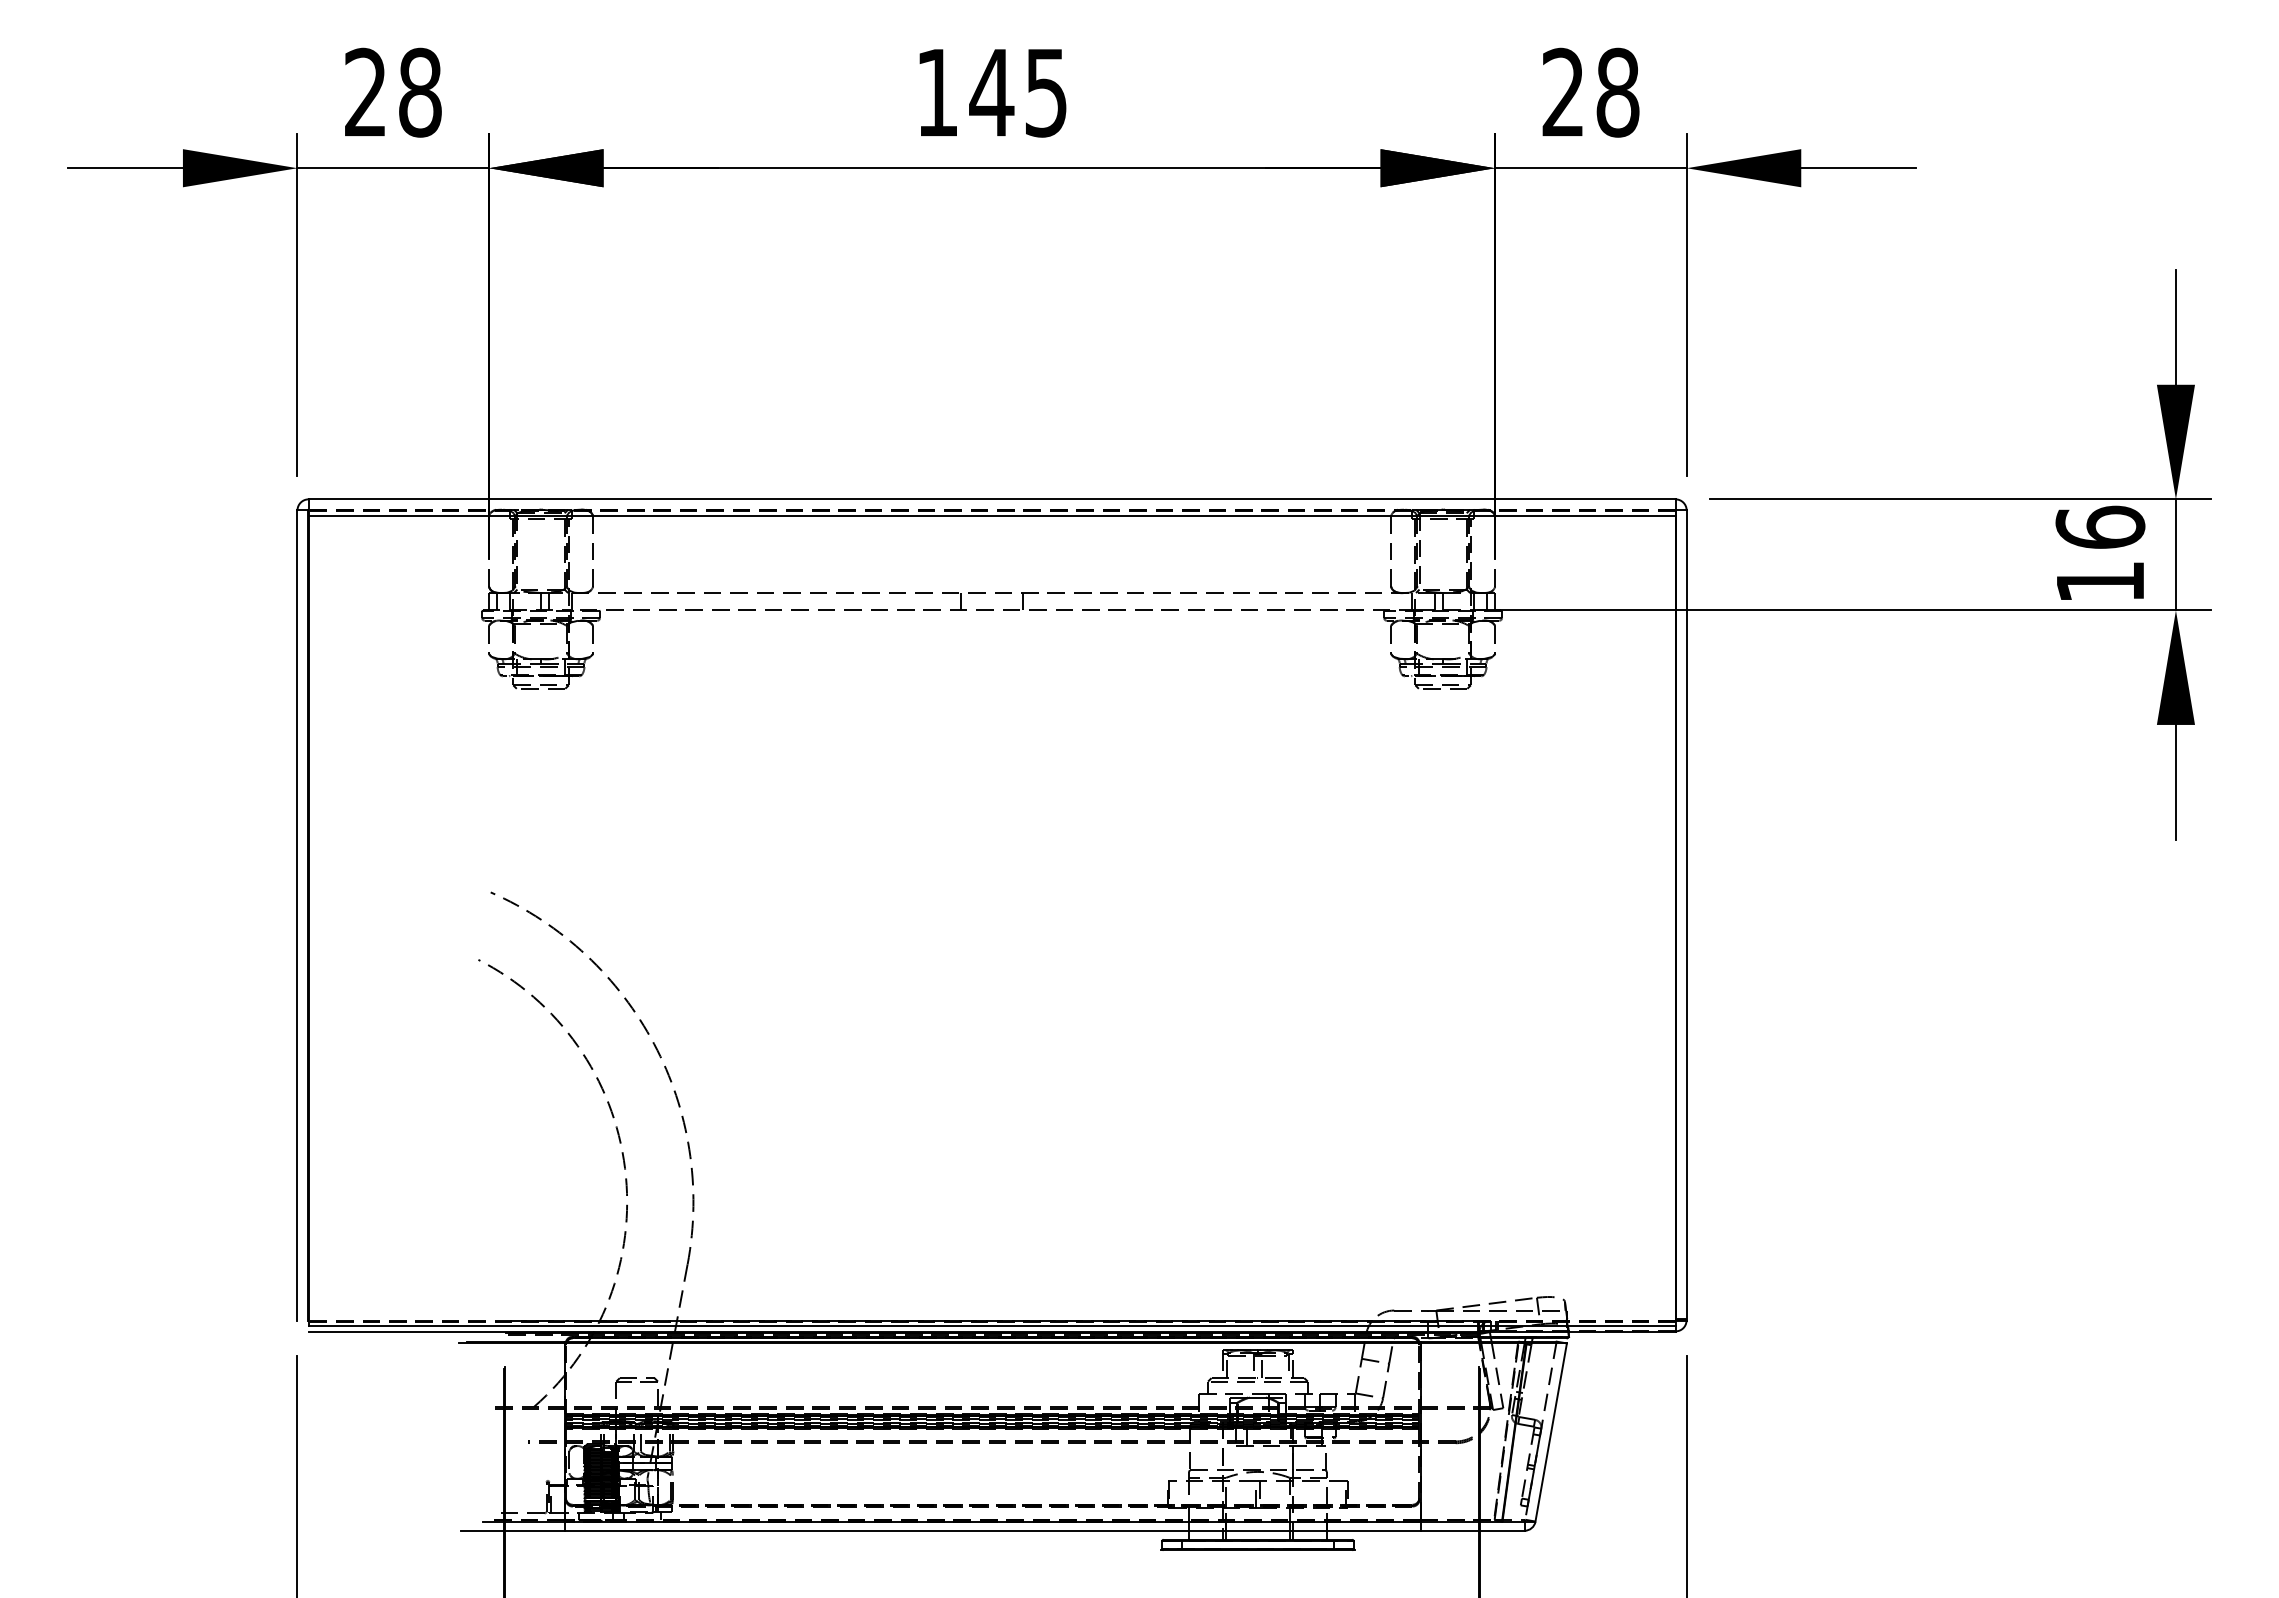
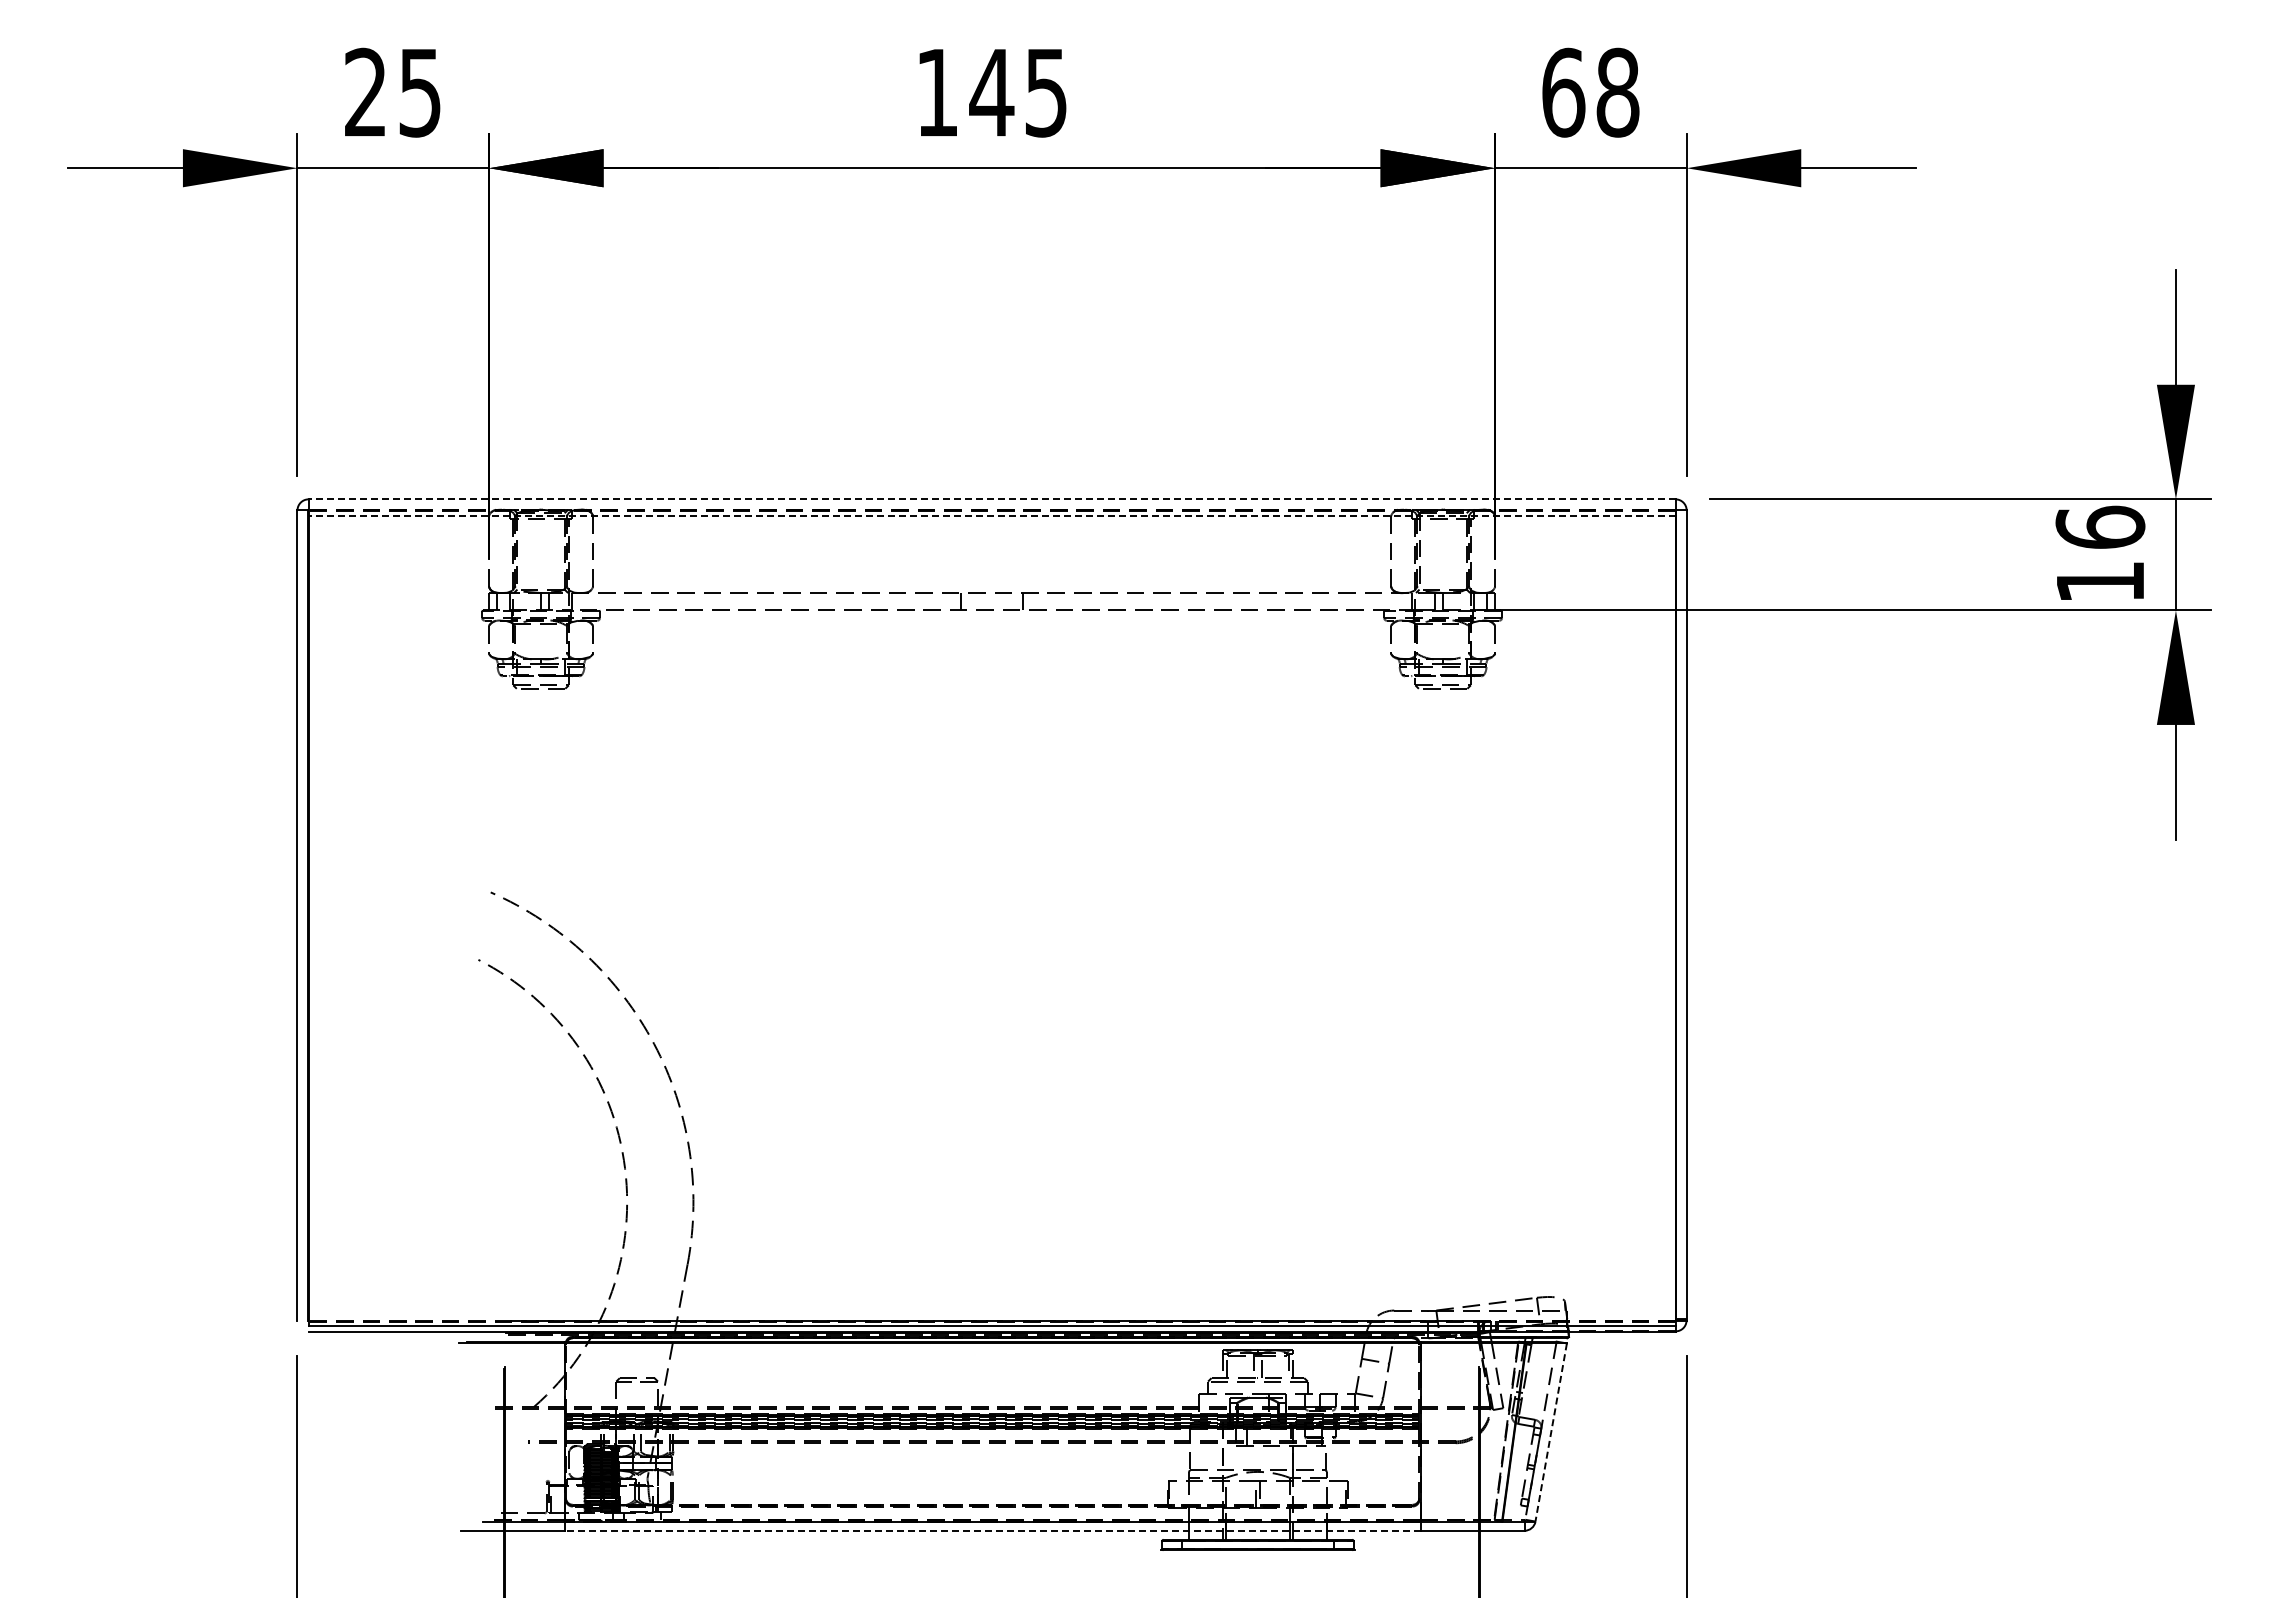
text: 28 -> 25 (420, 92)
text: 28 -> 68 (1563, 92)
line: solid -> dashed (991, 499)
line: solid -> dashed (991, 516)
line: solid -> dashed (1551, 1432)
line: solid -> dashed (992, 1530)
